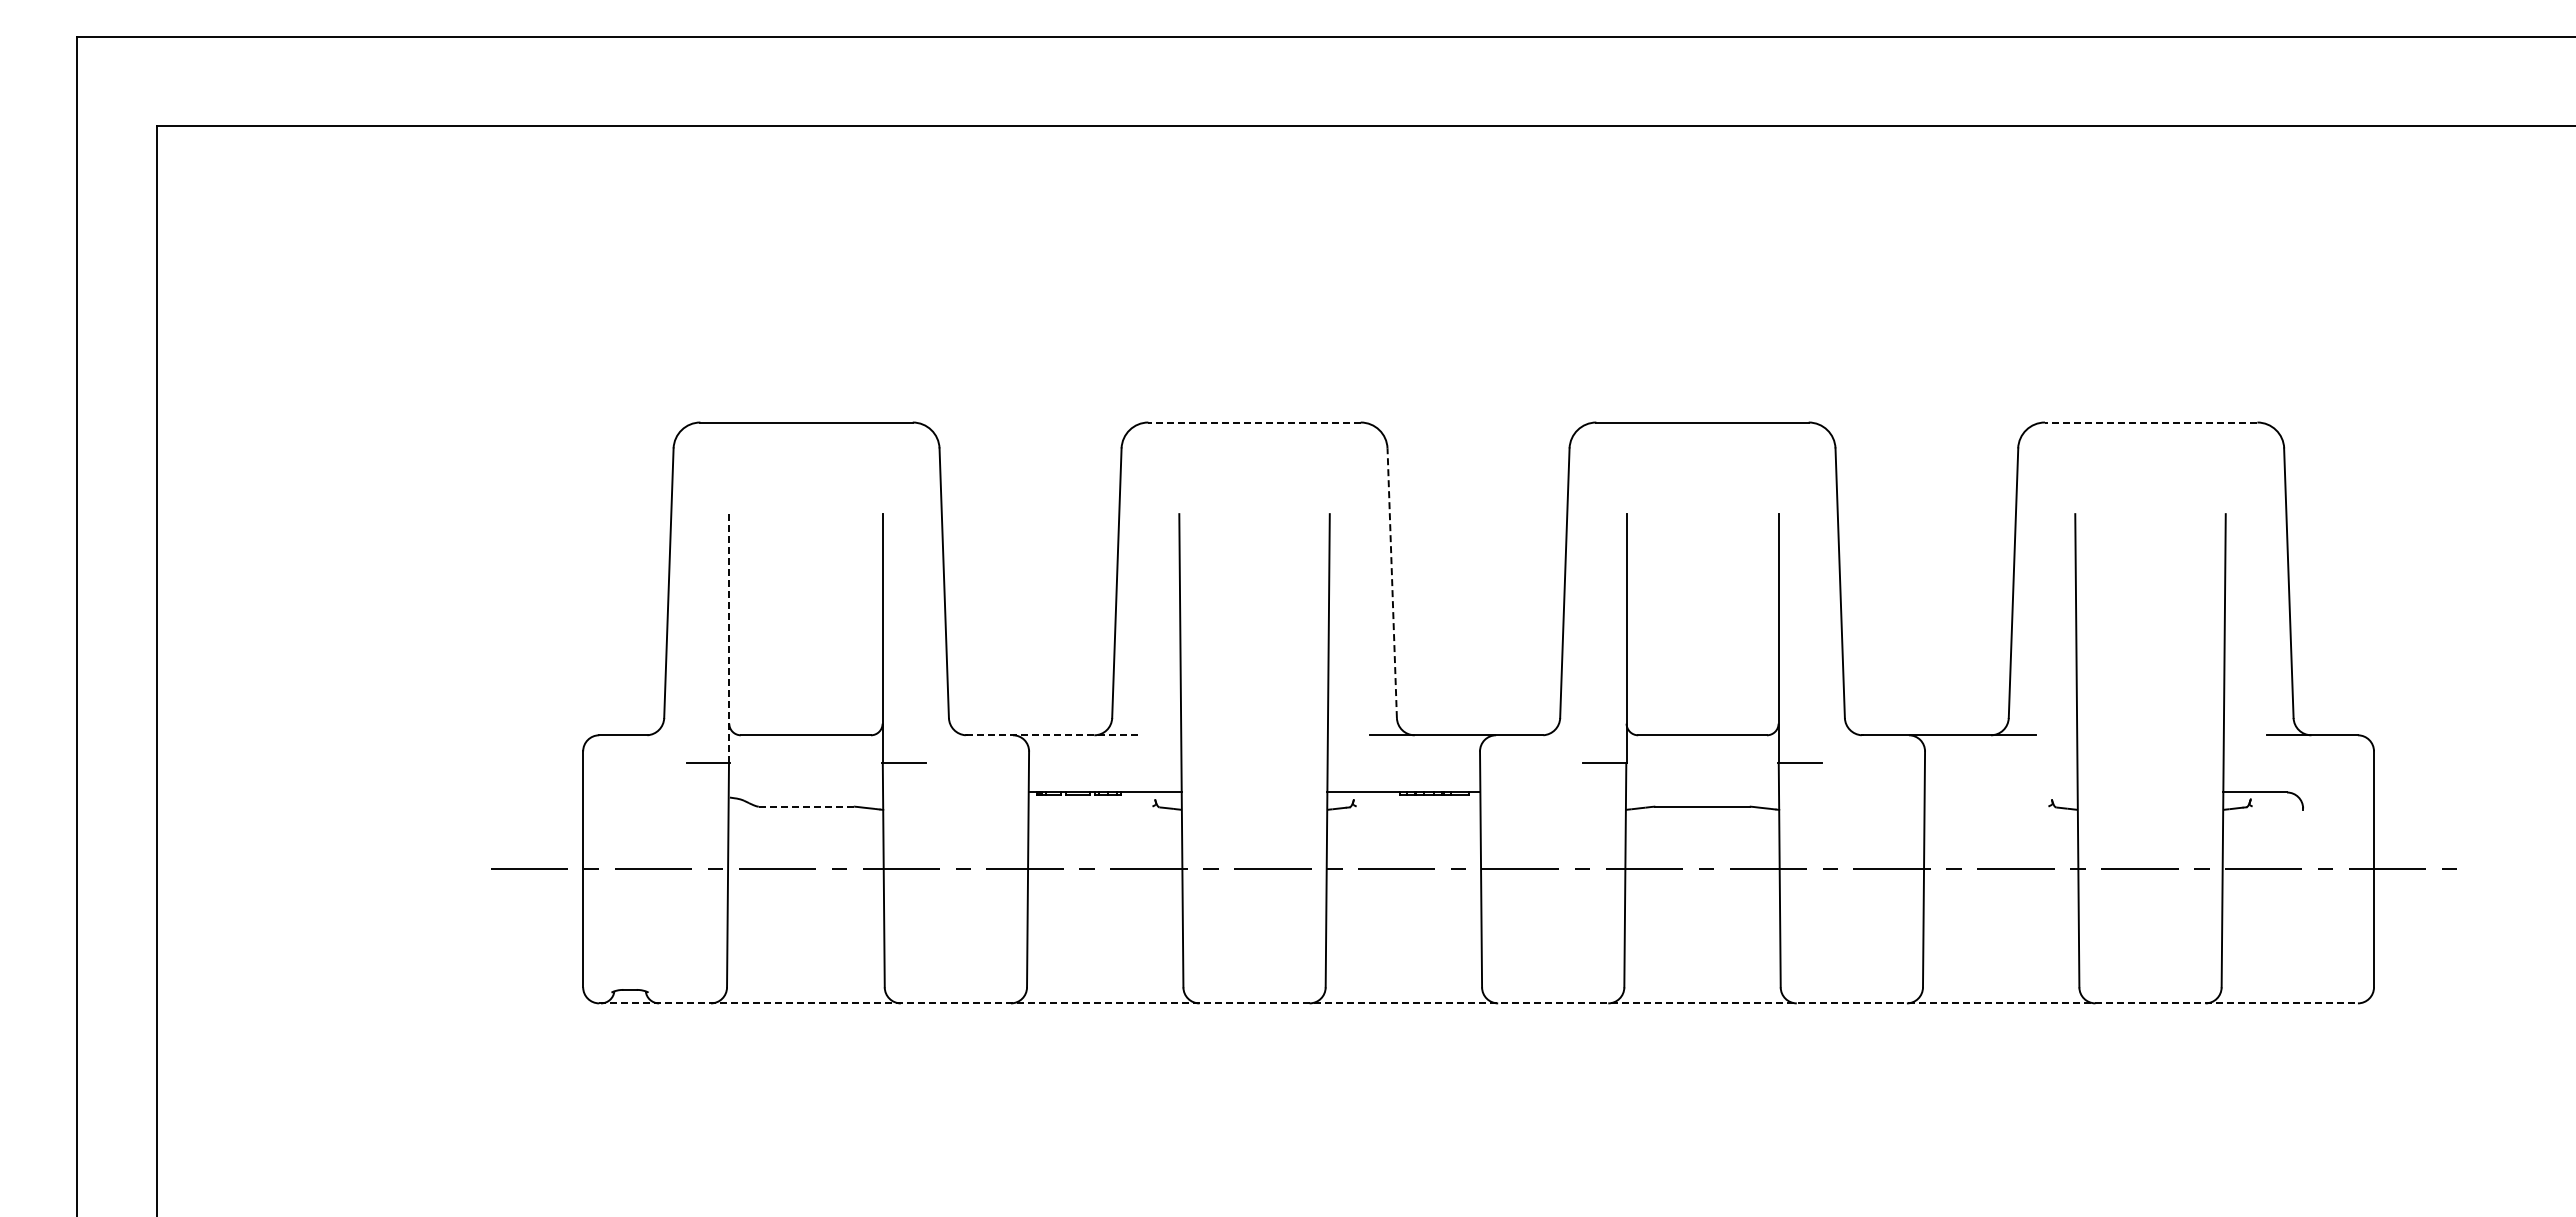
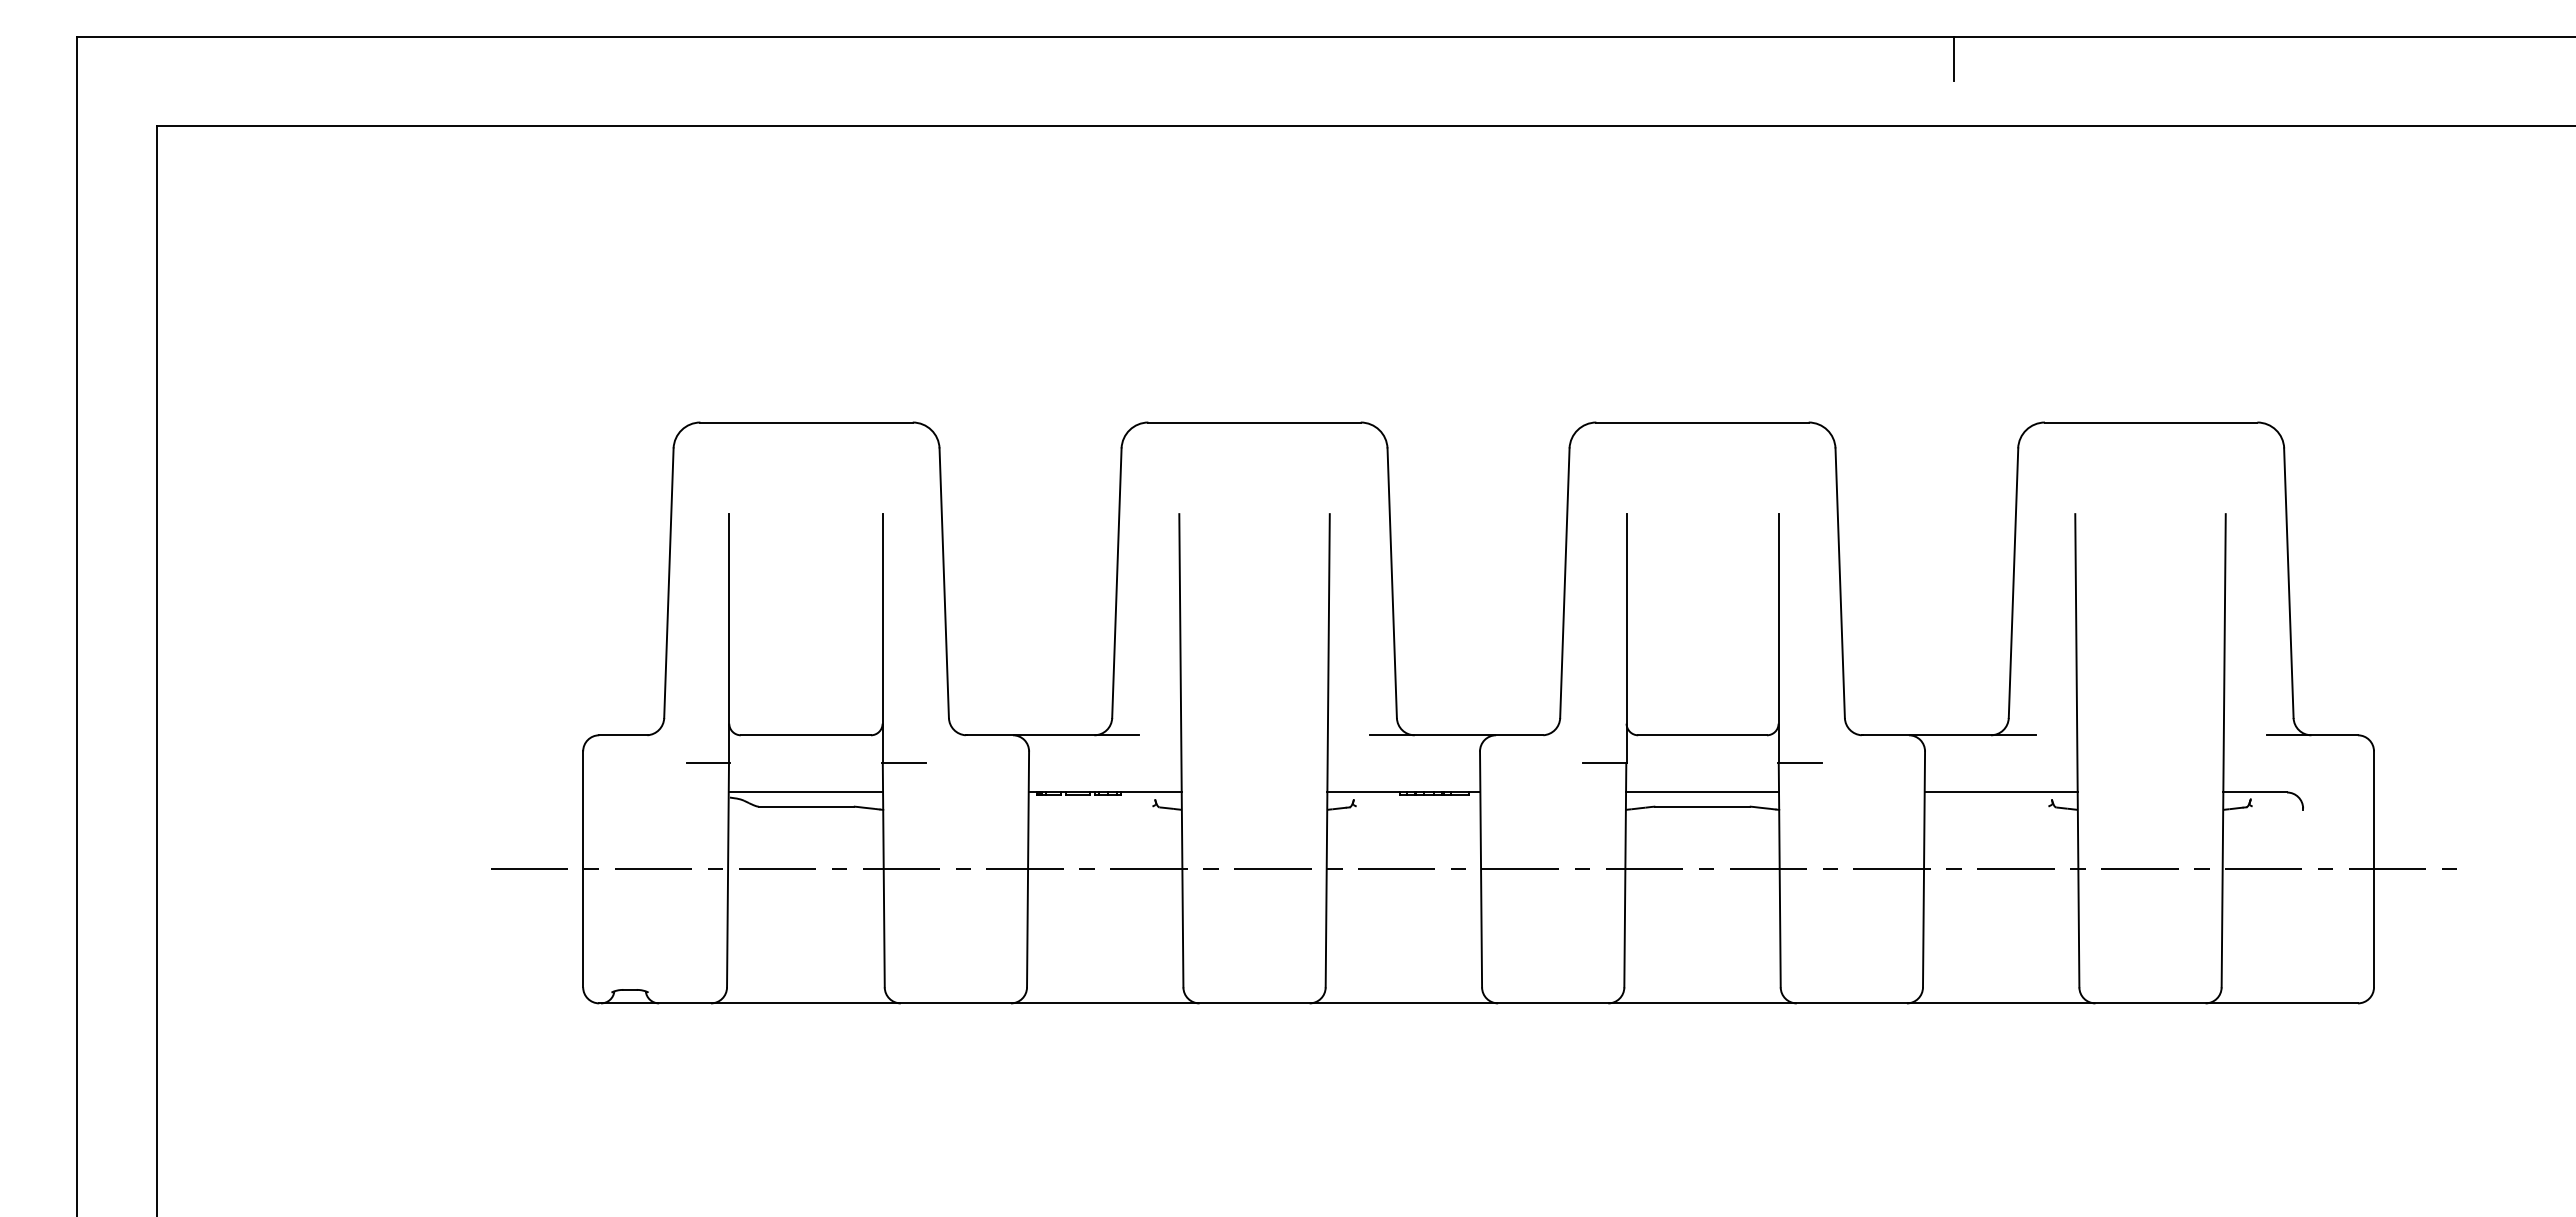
line: none -> present (1953, 58)
line: dashed -> solid (1254, 422)
line: dashed -> solid (2150, 422)
line: dashed -> solid (1392, 583)
line: dashed -> solid (729, 638)
line: dashed -> solid (1052, 735)
line: none -> present (805, 792)
line: none -> present (1702, 792)
line: none -> present (2000, 792)
line: dashed -> solid (806, 806)
line: dashed -> solid (1479, 1003)
